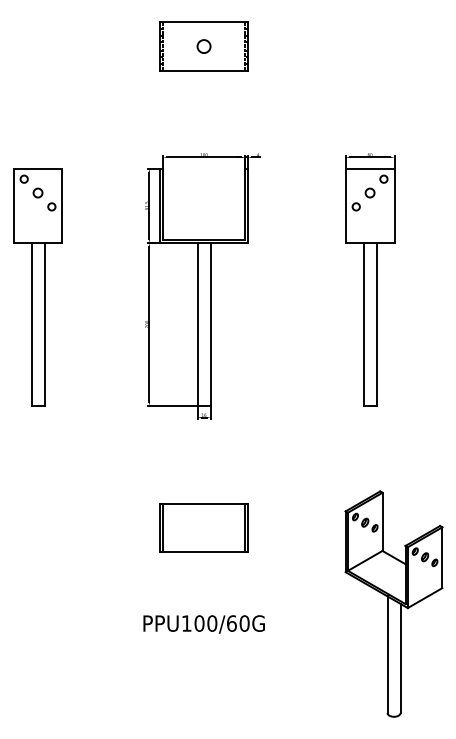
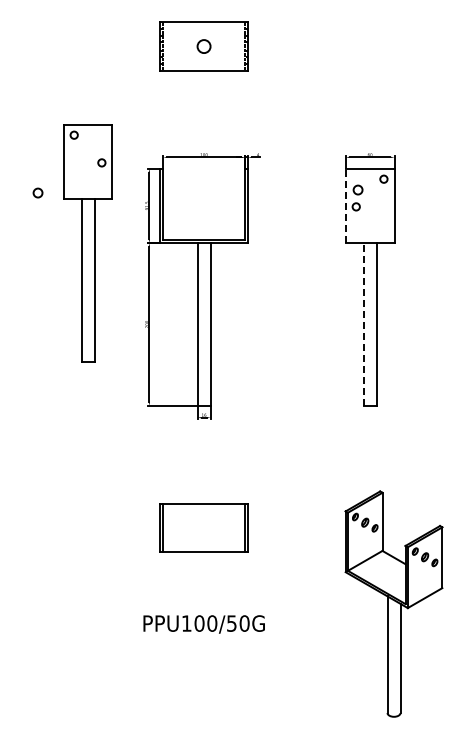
circle position: (369, 192) -> (357, 189) (357, 189)
line: solid -> dashed (345, 205)
part position: (37, 287) -> (87, 243) (87, 243)
line: solid -> dashed (363, 324)
text: PPU100/60G -> PPU100/50G (231, 623)
